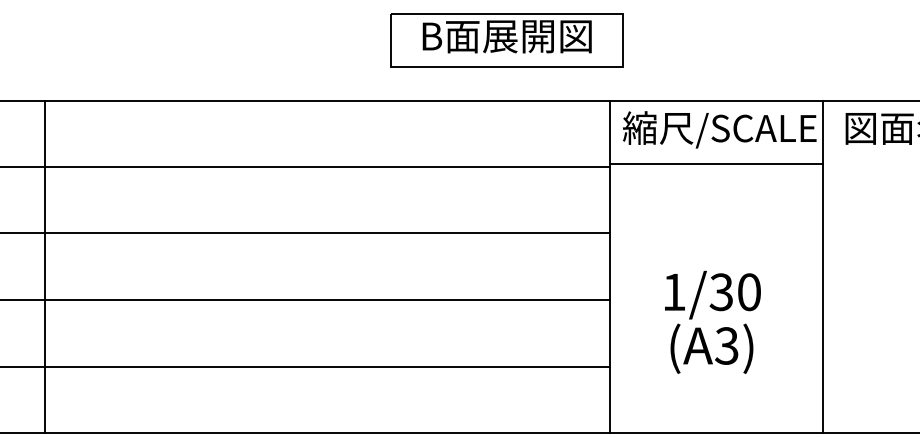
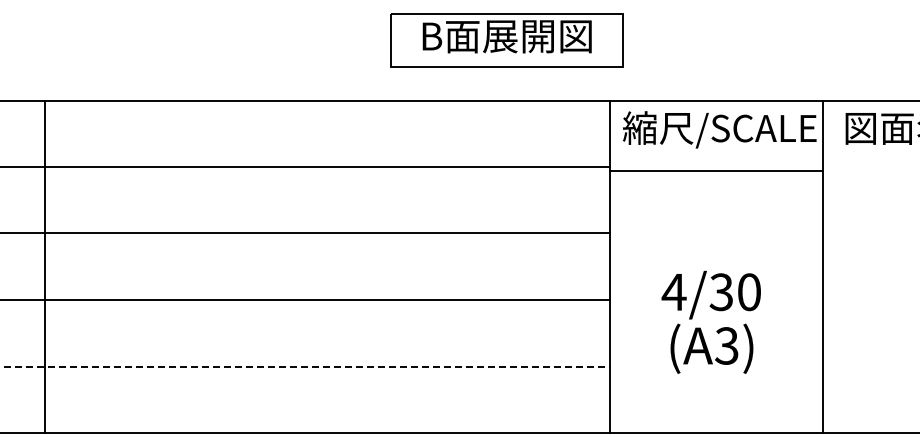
line position: (716, 163) -> (716, 170) (716, 170)
text: 1/30 -> 4/30 (673, 292)
line: solid -> dashed (305, 366)
